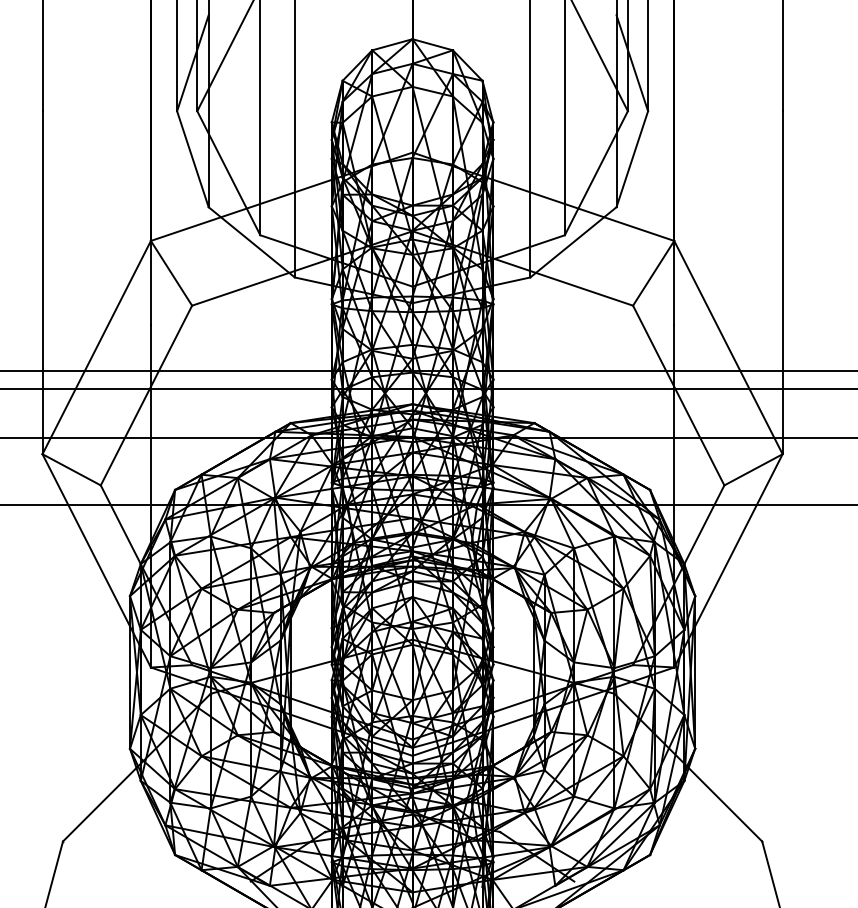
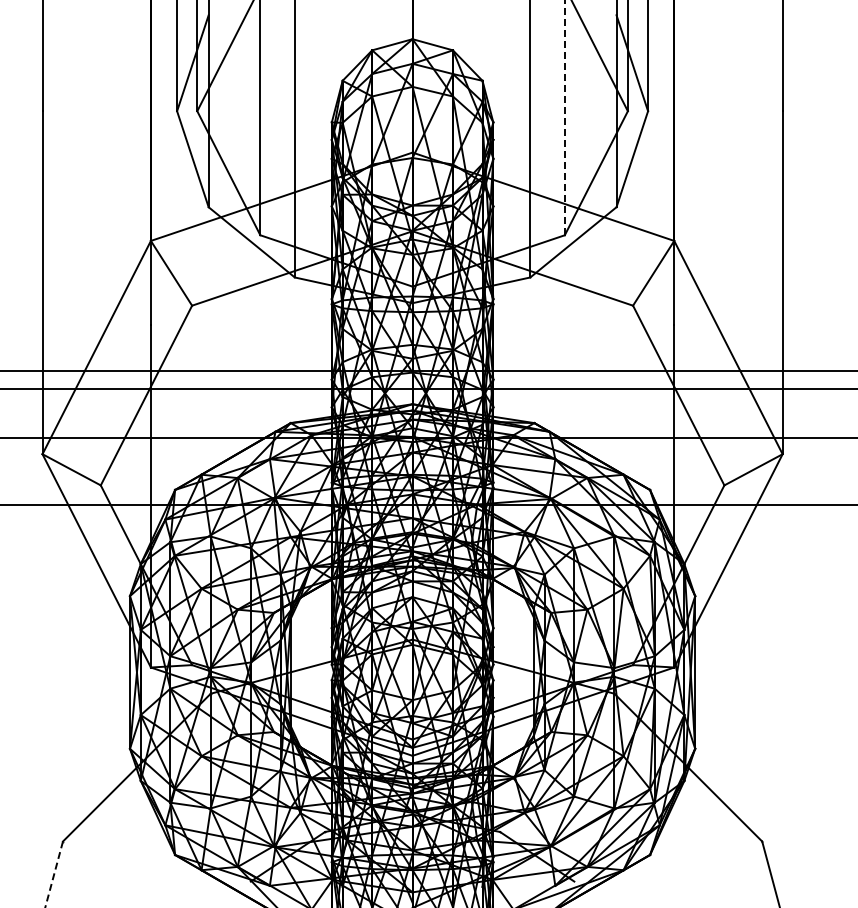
line: solid -> dashed (564, 117)
line: solid -> dashed (54, 874)
